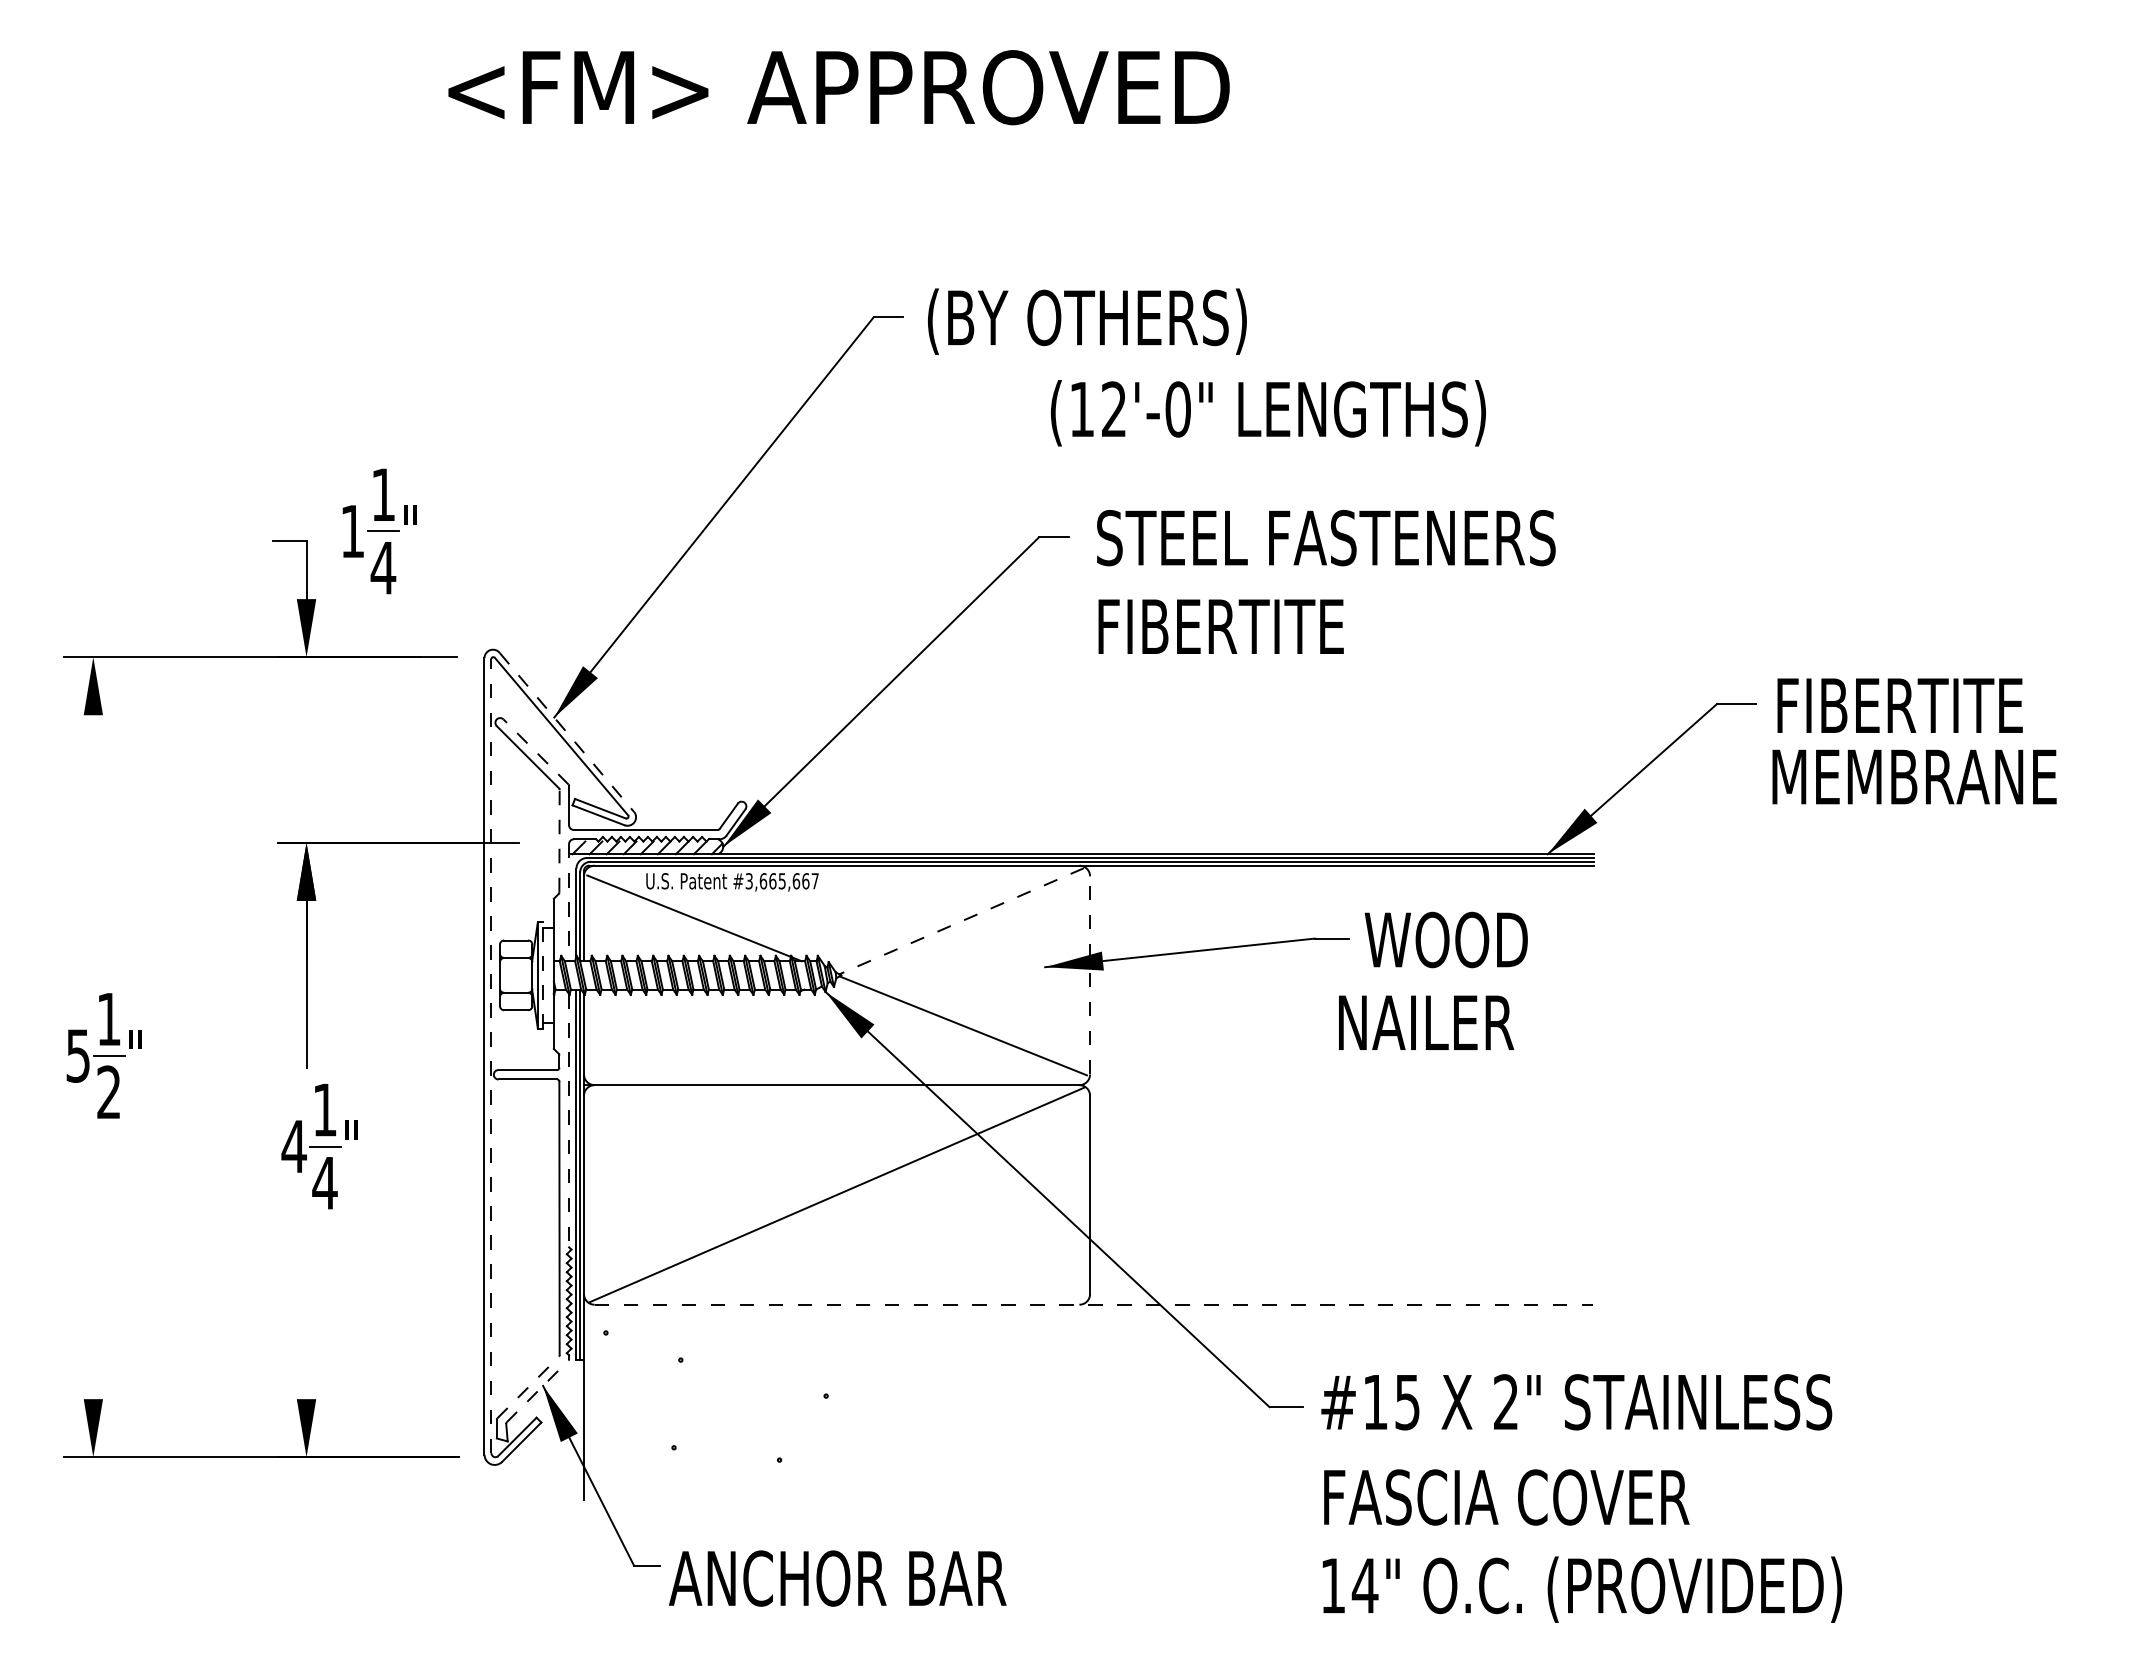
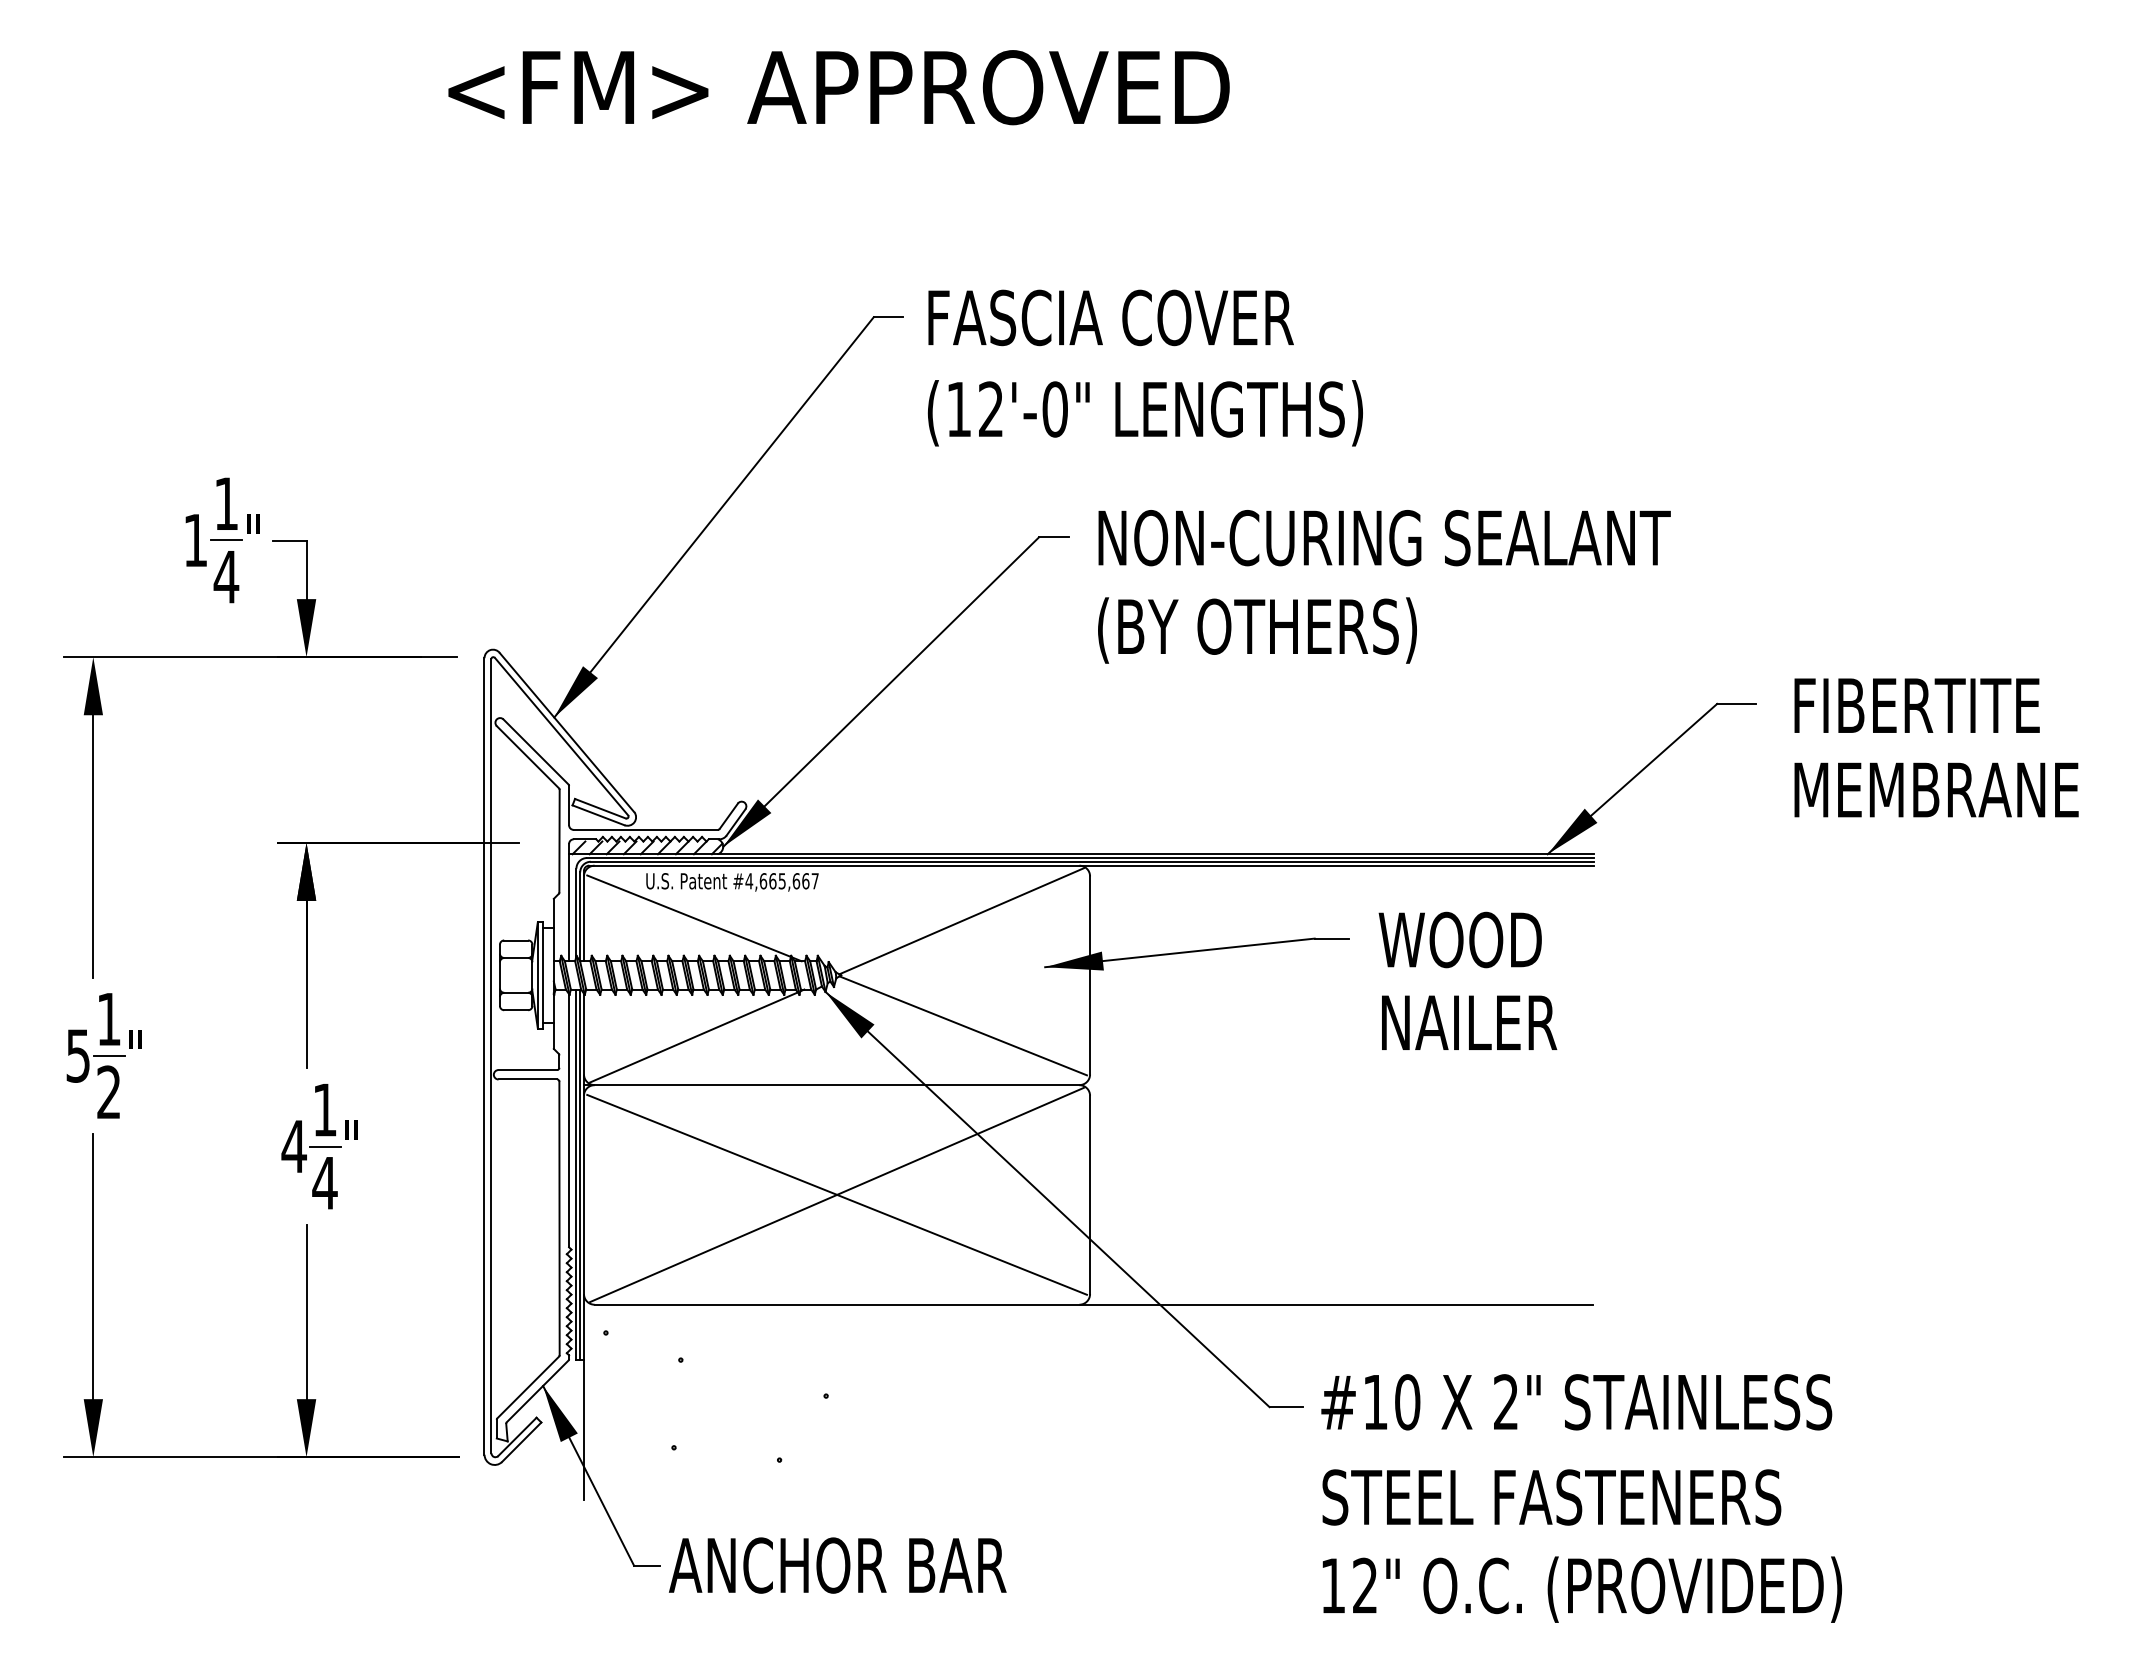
text: (BY OTHERS) -> FASCIA COVER (1110, 321)
text position: (1267, 413) -> (1144, 413) (1144, 413)
part position: (379, 531) -> (222, 540) (222, 540)
text: STEEL FASTENERS -> NON-CURING SEALANT (1383, 538)
text: FIBERTITE -> (BY OTHERS) (1257, 630)
text position: (1899, 705) -> (1916, 705) (1916, 705)
line: dashed -> solid (567, 733)
line: dashed -> solid (536, 751)
text position: (1914, 776) -> (1936, 789) (1936, 789)
line: dashed -> solid (559, 840)
line: none -> present (93, 846)
text: #3,665,667 -> #4,665,667 (749, 881)
line: dashed -> solid (569, 902)
line: dashed -> solid (961, 921)
text position: (1445, 939) -> (1459, 939) (1459, 939)
line: dashed -> solid (543, 974)
line: dashed -> solid (1090, 974)
text position: (1426, 1022) -> (1469, 1022) (1469, 1022)
line: none -> present (693, 1037)
line: dashed -> solid (491, 1056)
line: dashed -> solid (569, 1121)
line: none -> present (836, 1194)
line: none -> present (93, 1266)
line: dashed -> solid (1094, 1304)
line: none -> present (306, 1311)
line: dashed -> solid (528, 1387)
line: dashed -> solid (537, 1391)
text: #15 -> #10 (1407, 1402)
text: FASCIA COVER -> STEEL FASTENERS (1551, 1497)
text position: (837, 1578) -> (837, 1565) (837, 1565)
text: 14" -> 12" (1364, 1585)
